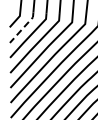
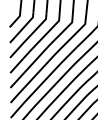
line: dashed -> solid (23, 28)
